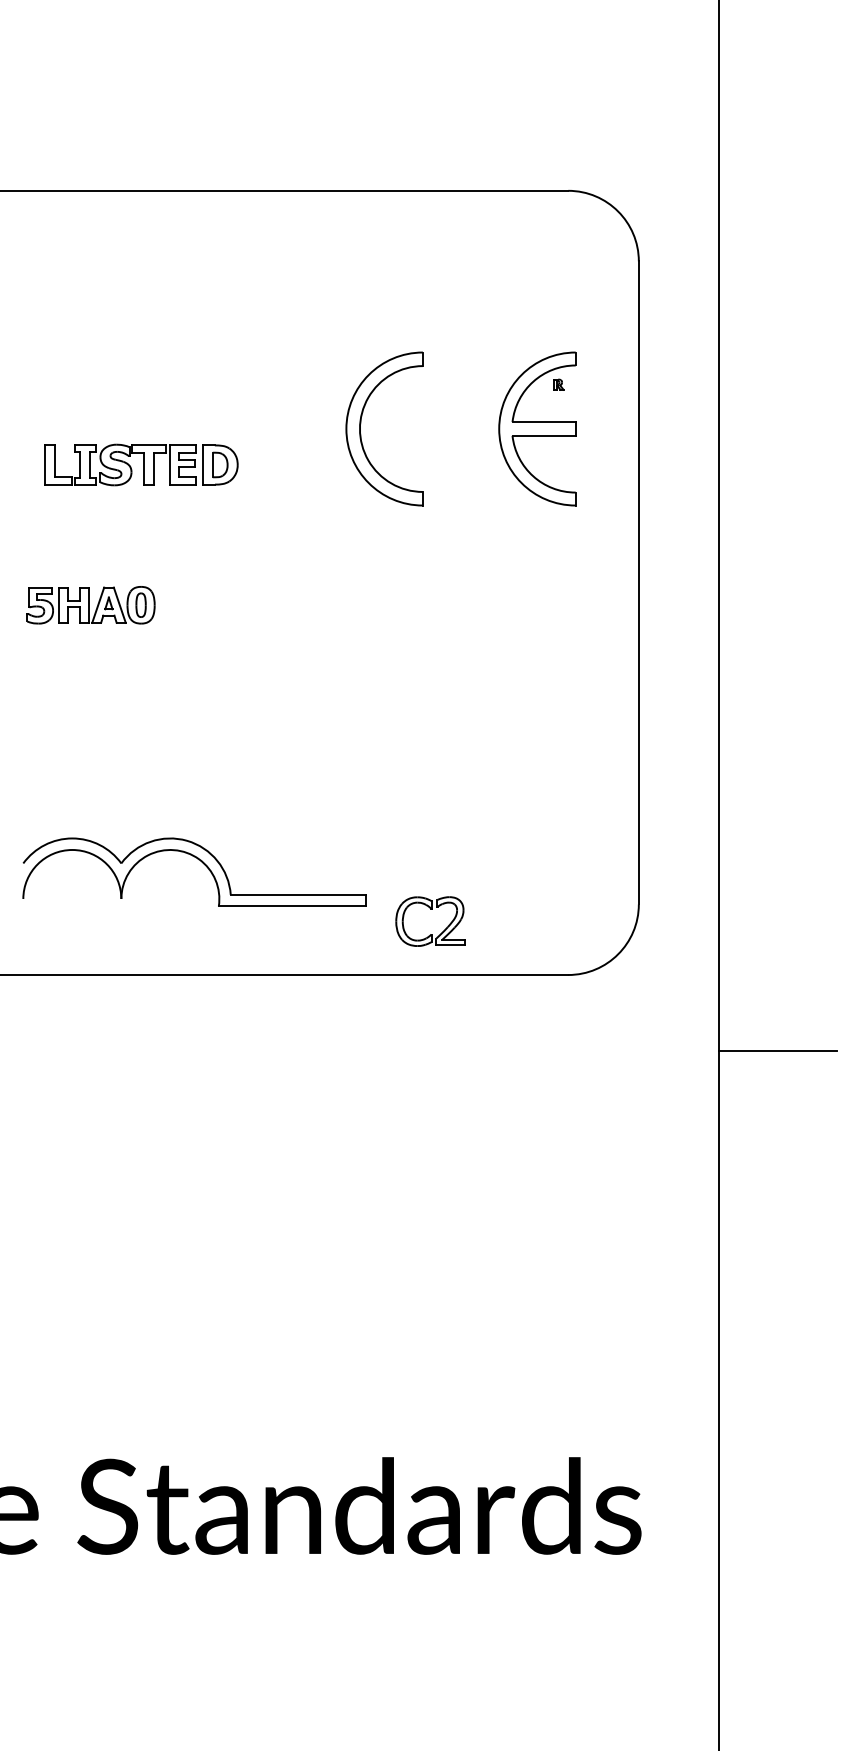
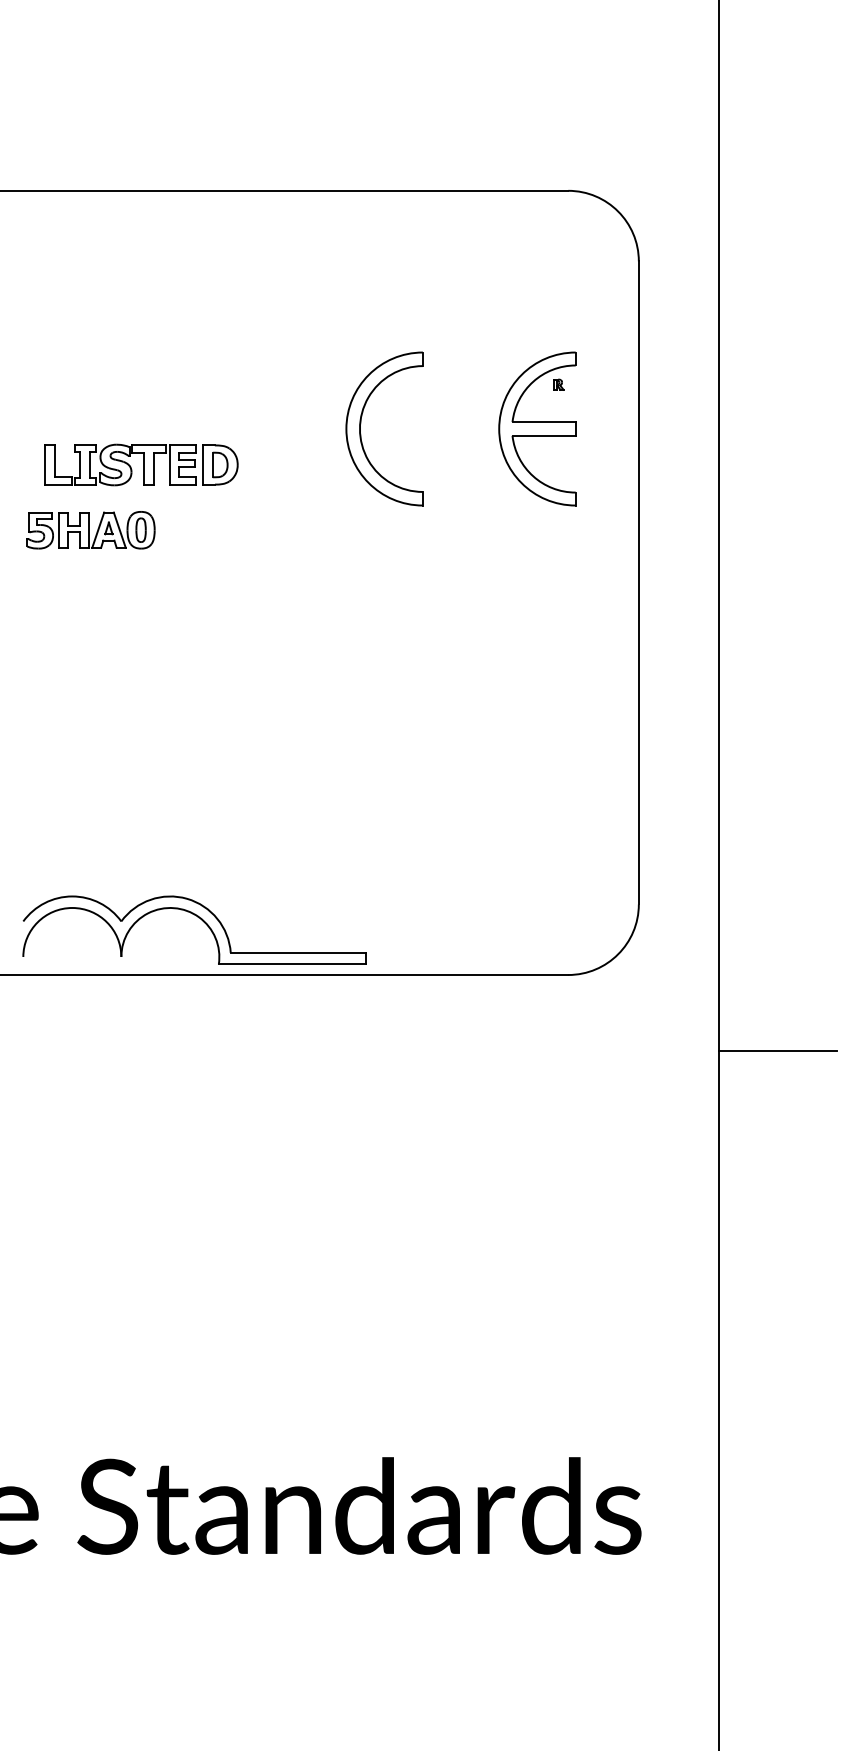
part position: (90, 605) -> (90, 530) (90, 530)
part position: (202, 863) -> (202, 921) (202, 921)
part: present -> none (430, 909)
